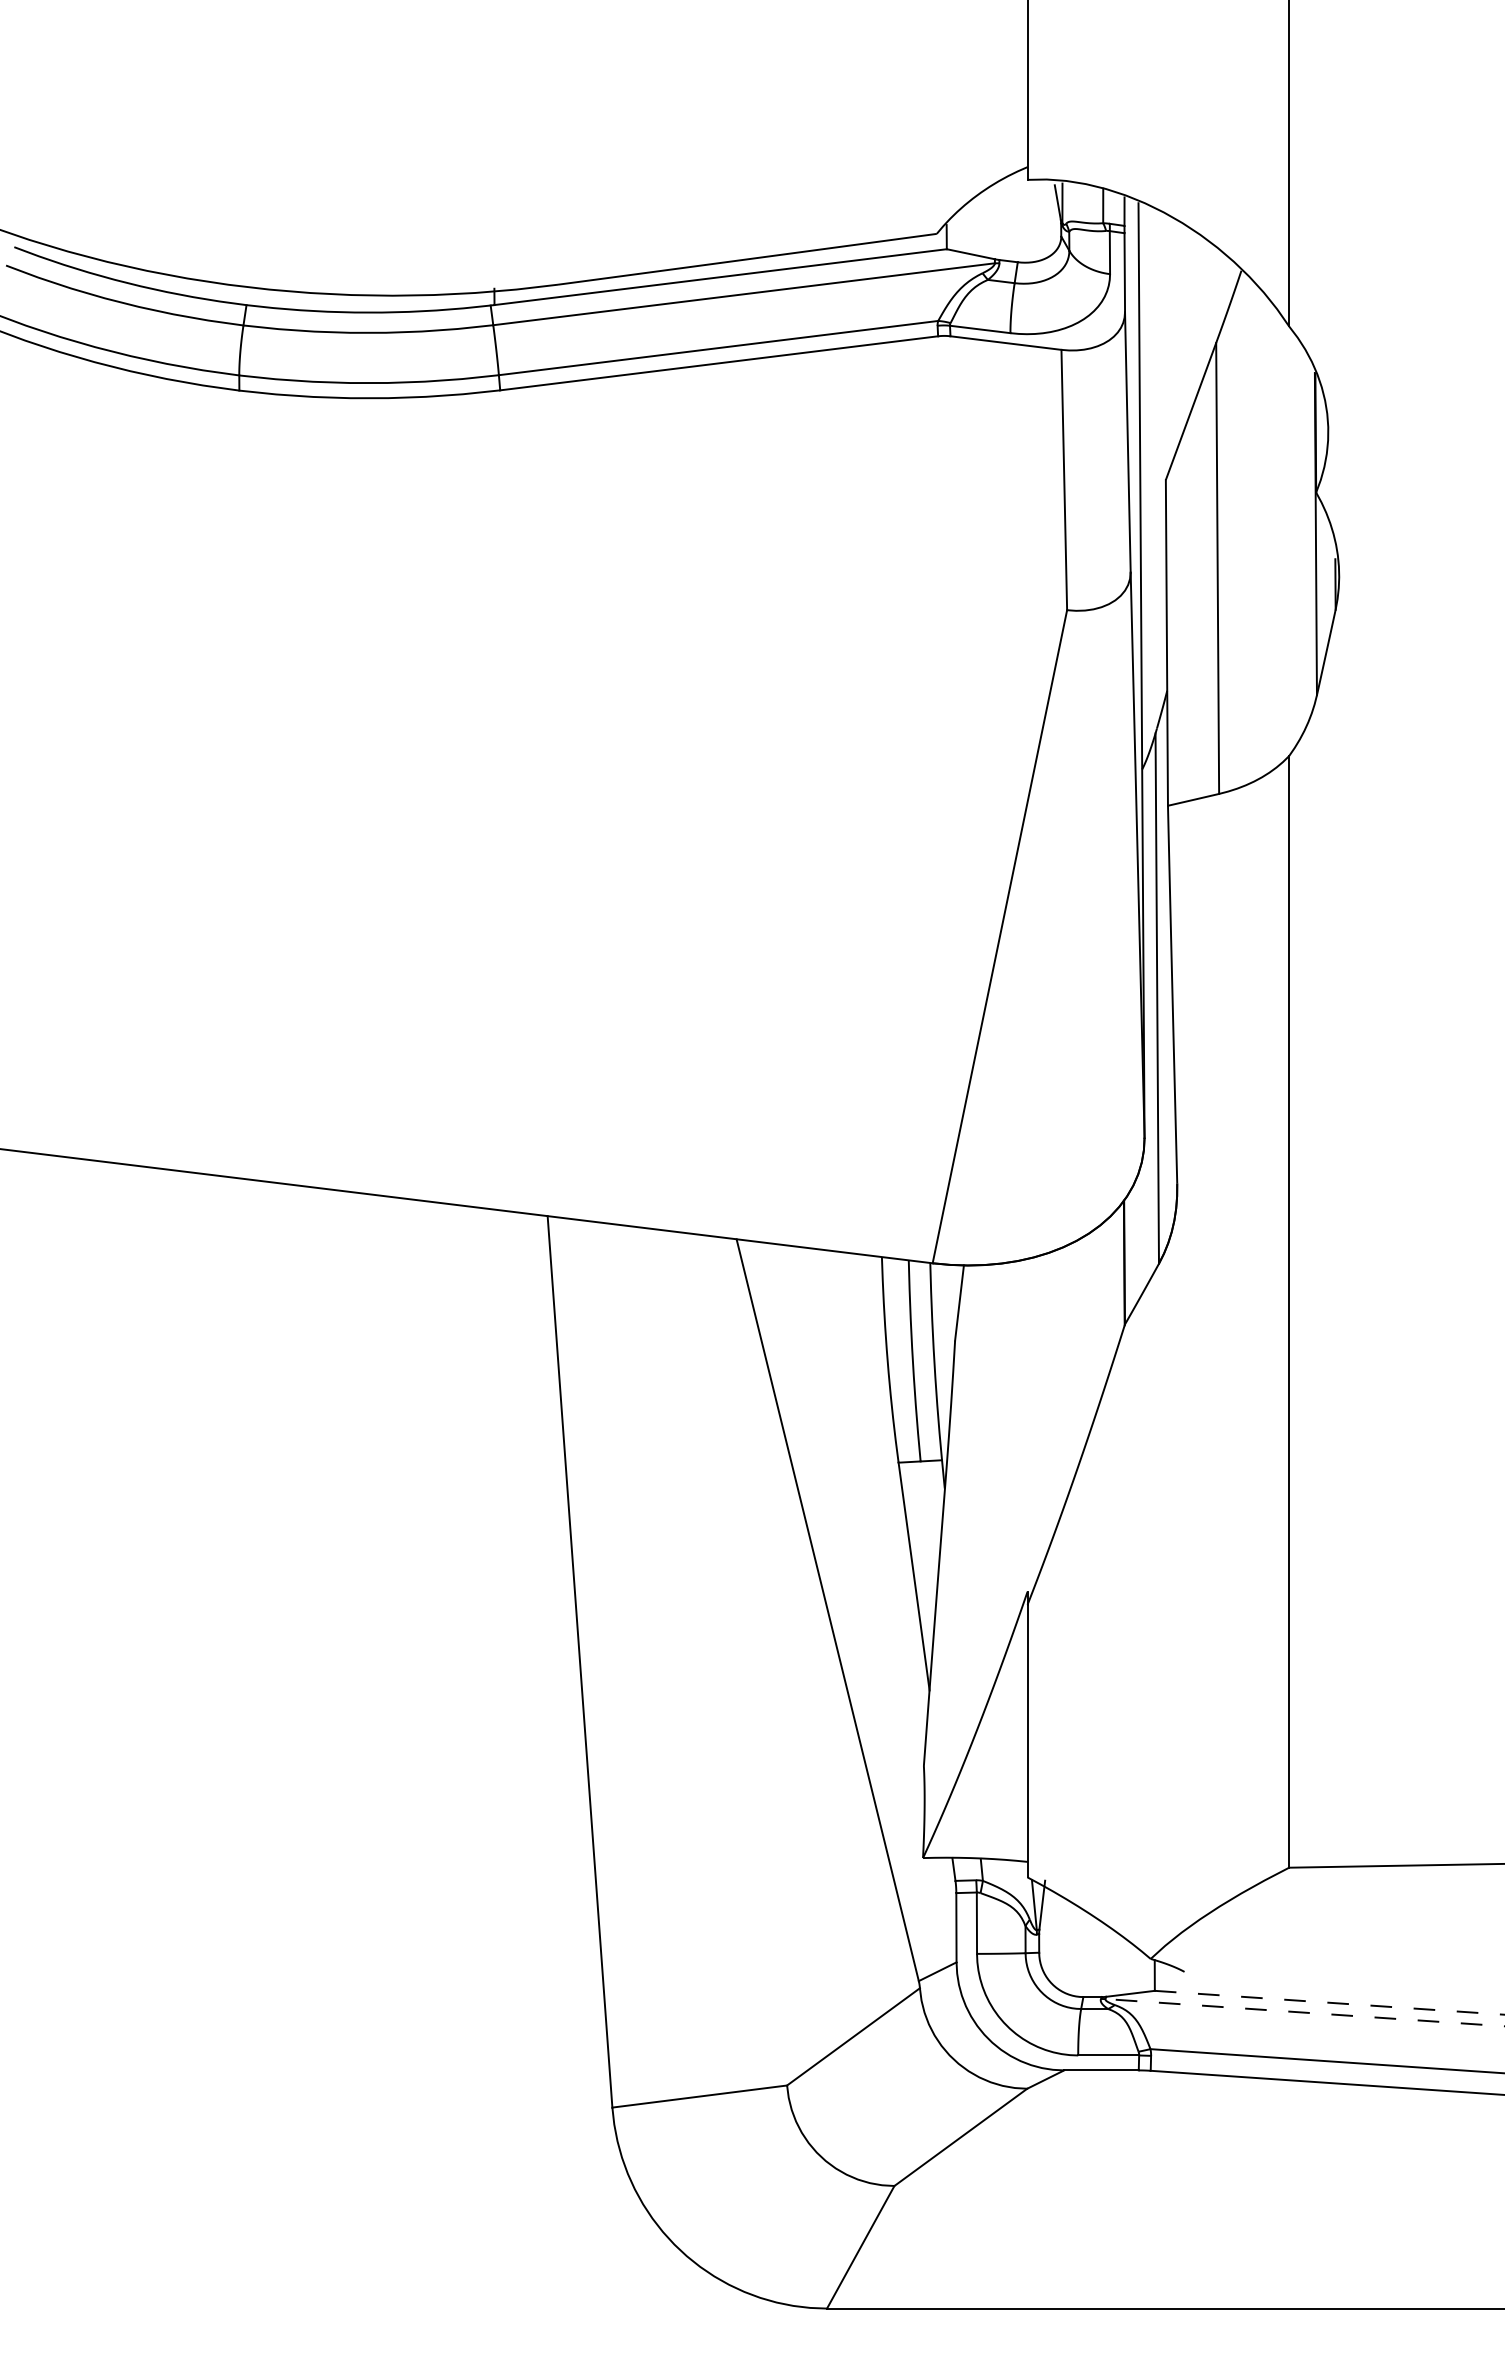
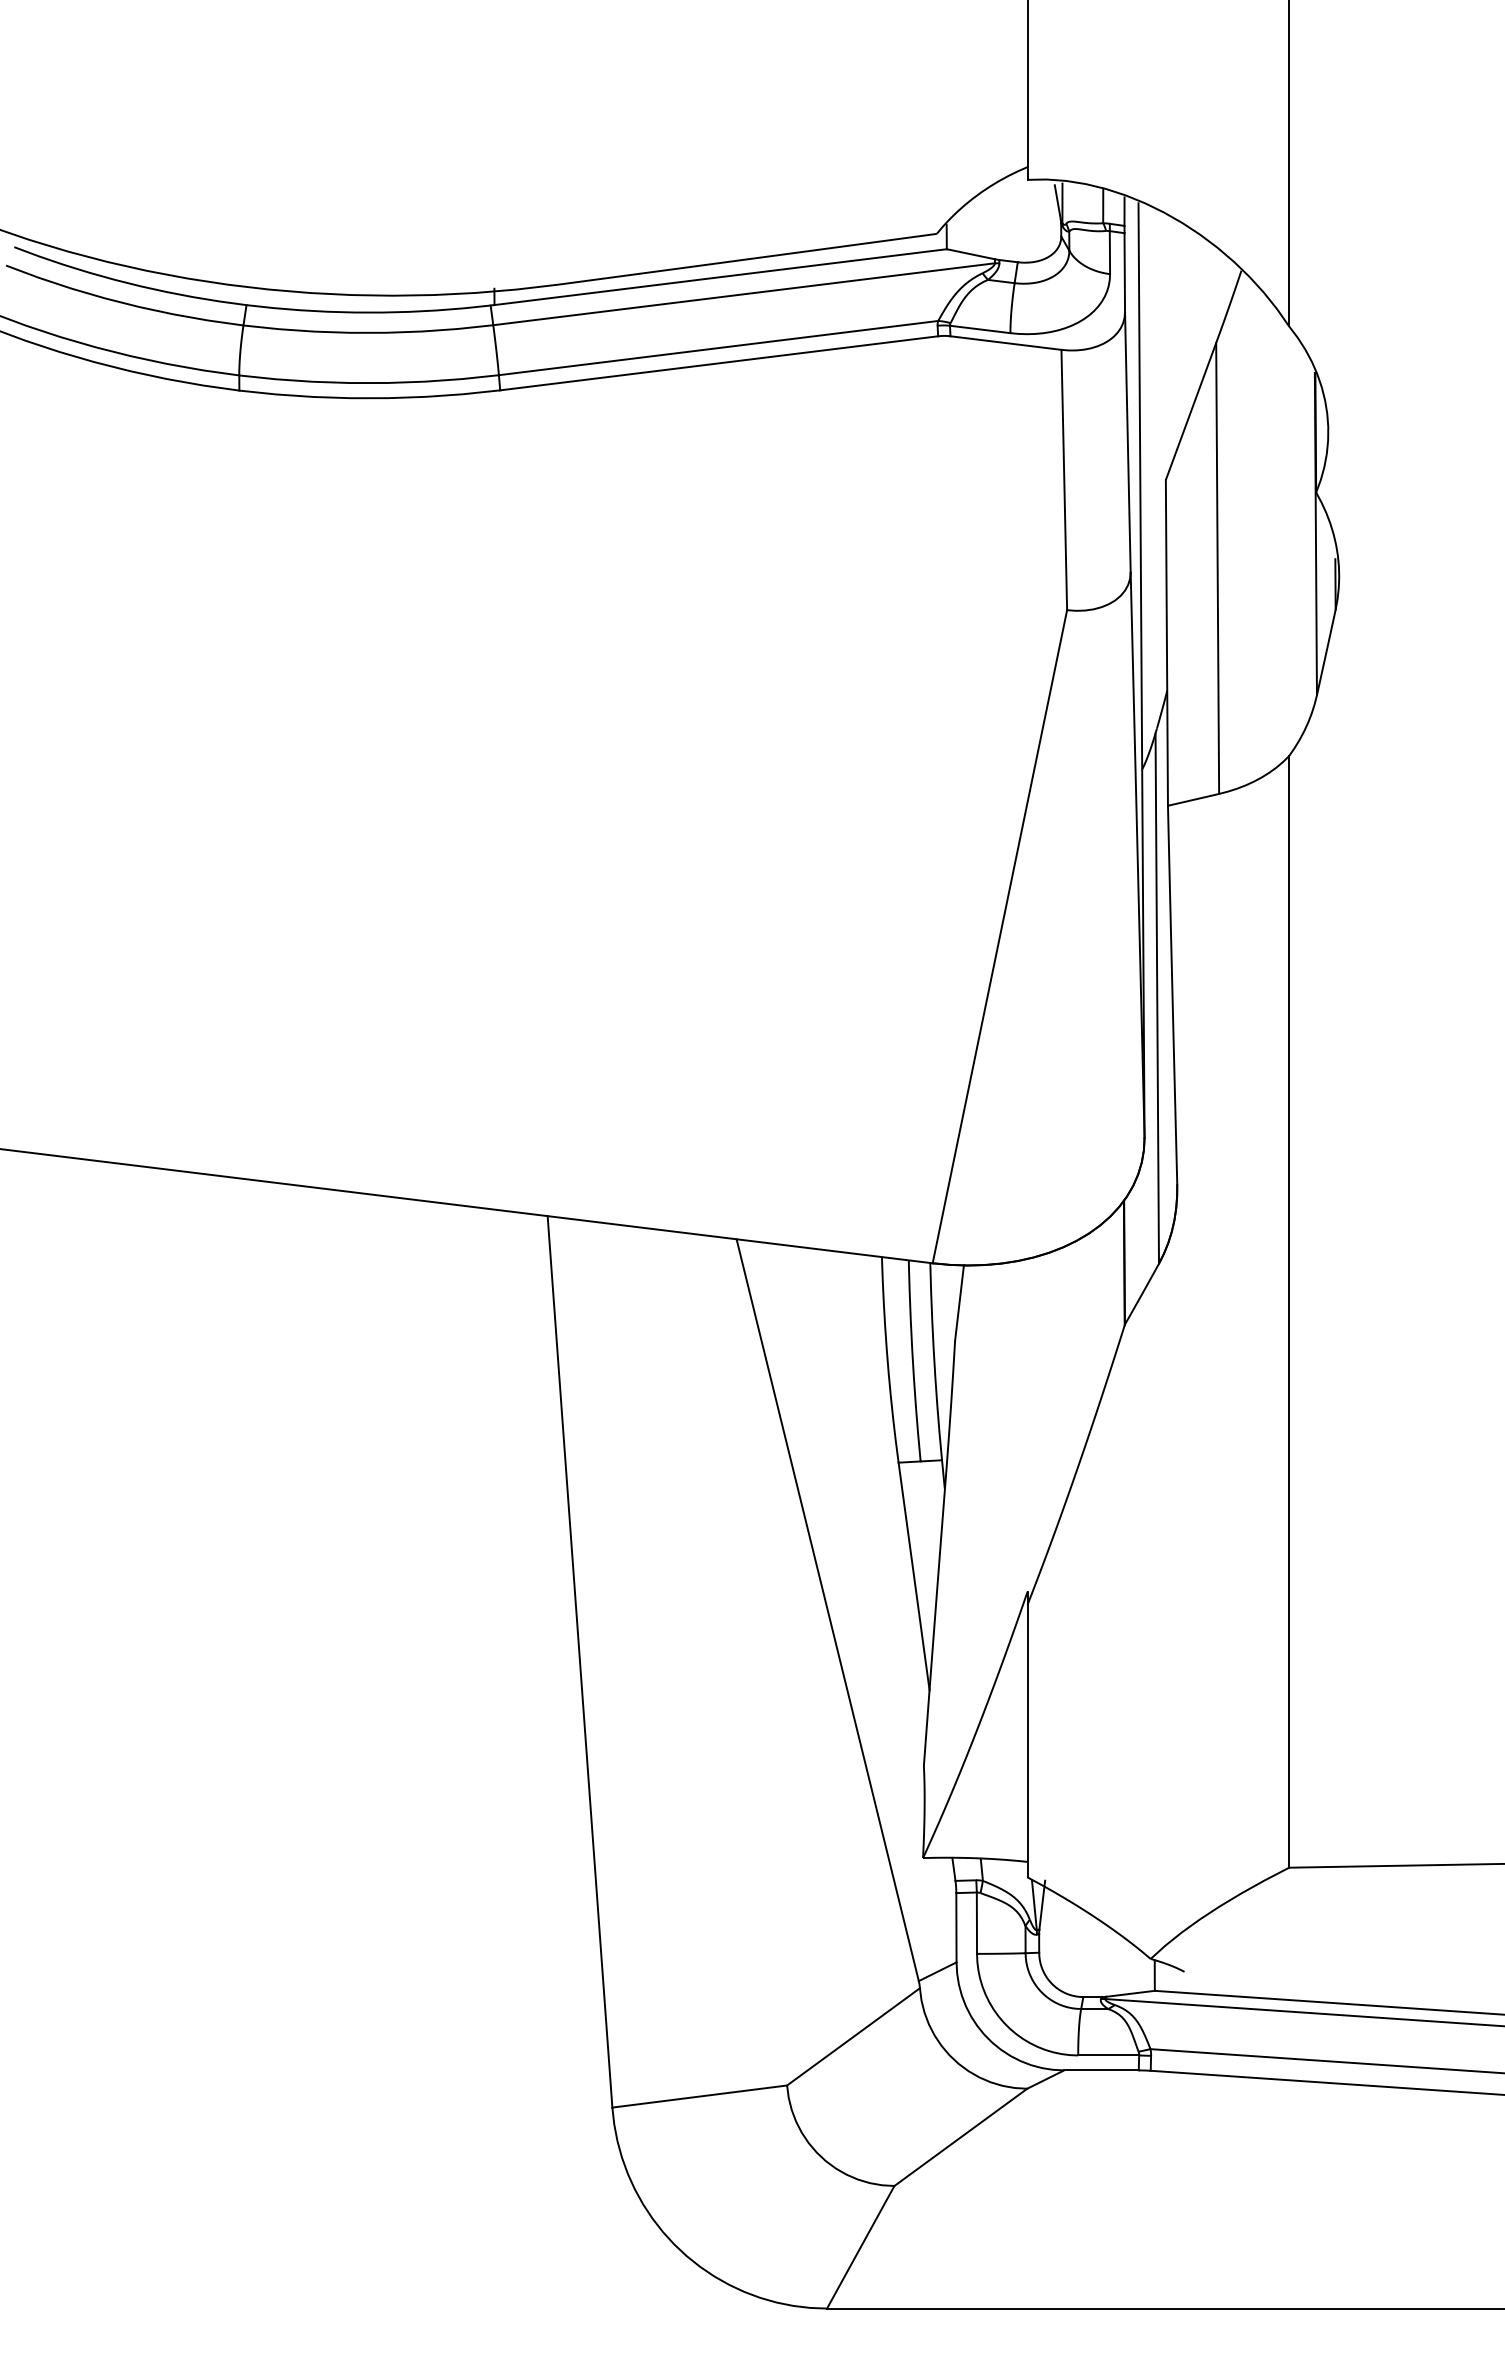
line: dashed -> solid (1330, 2002)
line: dashed -> solid (1304, 2012)
